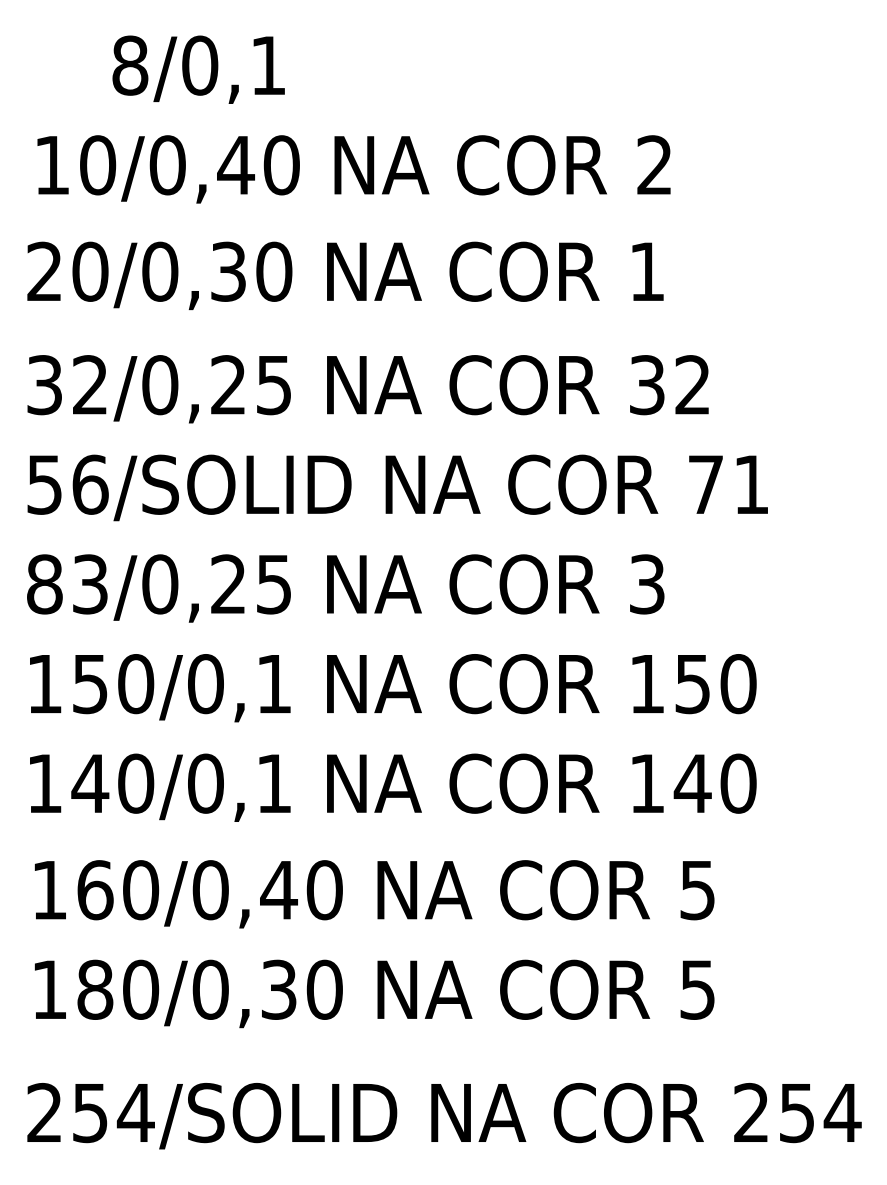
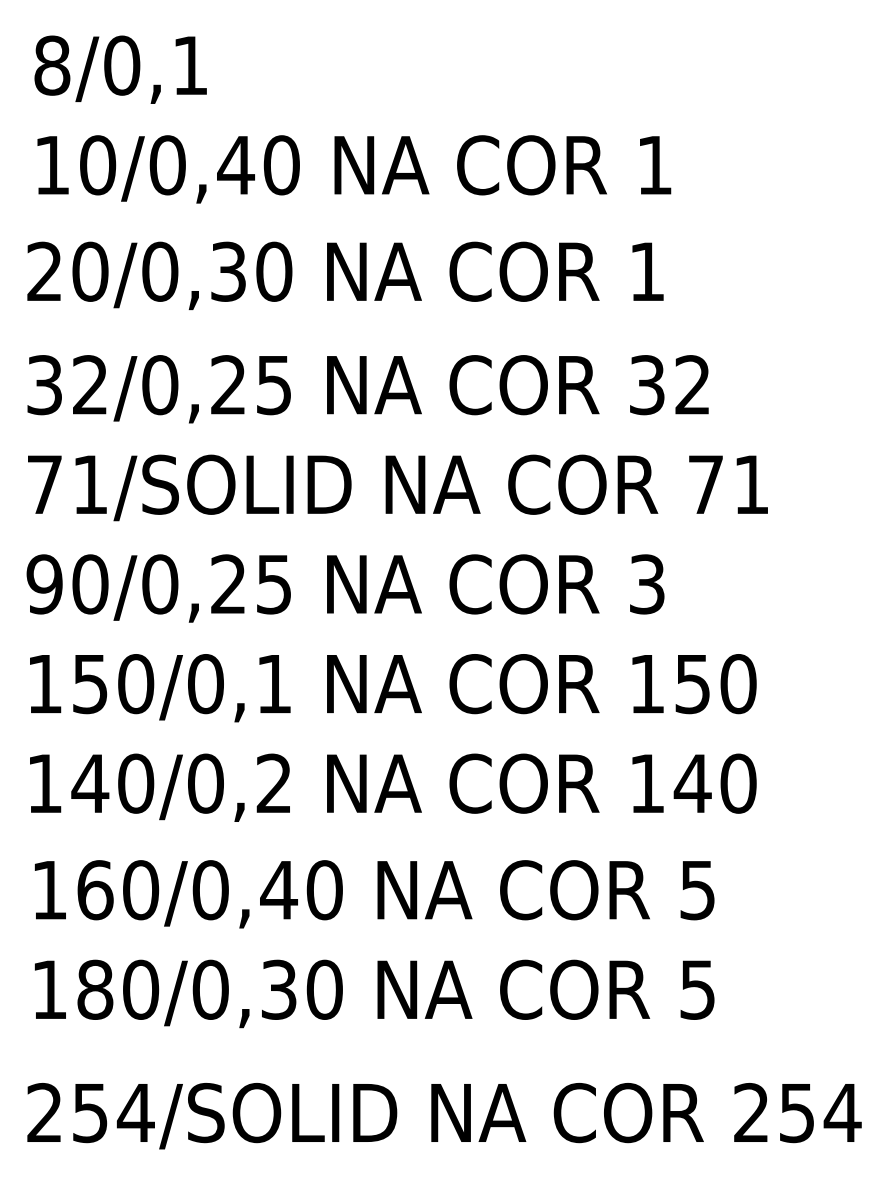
text position: (198, 69) -> (120, 69) (120, 69)
text: 2 -> 1 (654, 164)
text: 56/SOLID -> 71/SOLID (67, 484)
text: 83/0,25 -> 90/0,25 (67, 584)
text: 140/0,1 -> 140/0,2 (273, 782)
